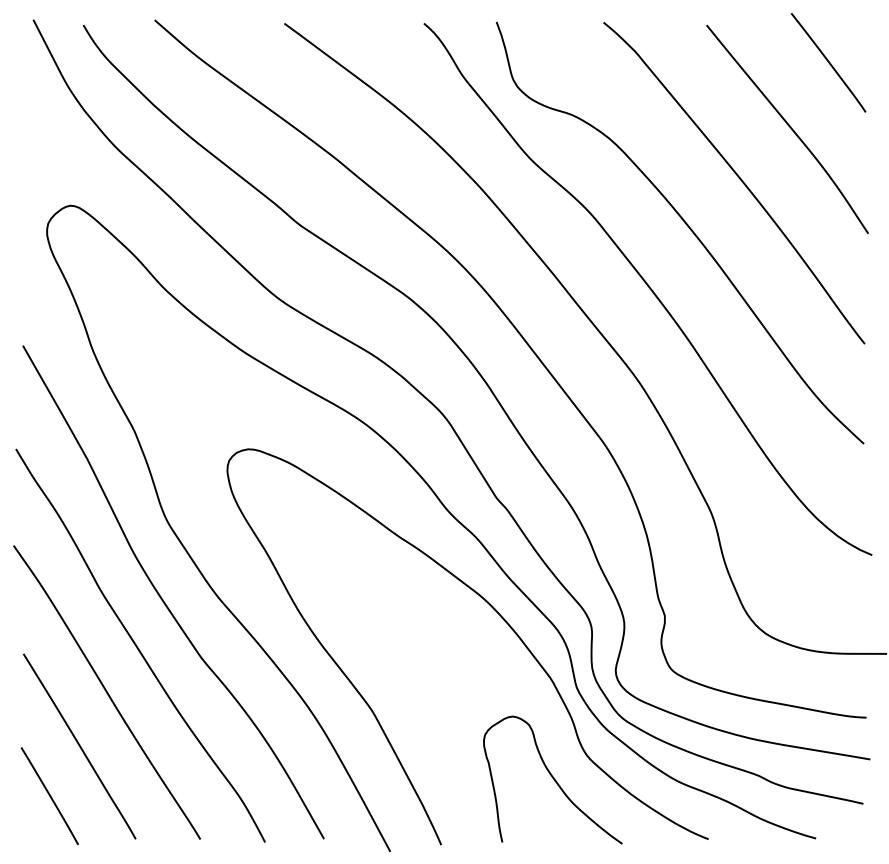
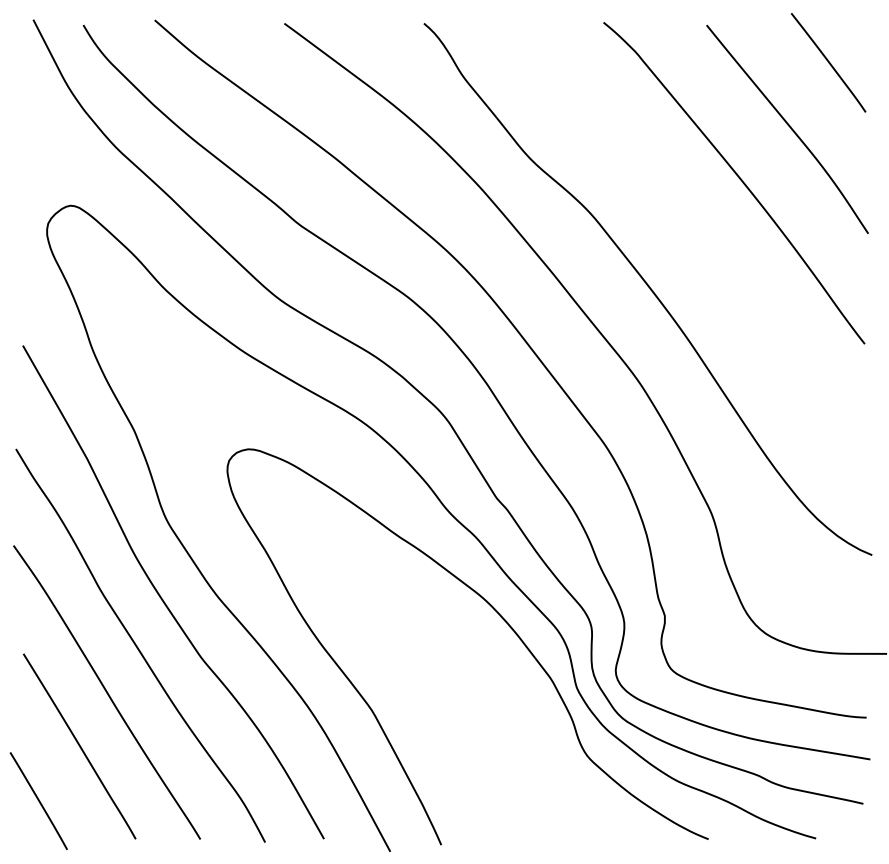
curve: present -> none (688, 228)
curve: present -> none (552, 778)
line position: (49, 795) -> (38, 800) (38, 800)
